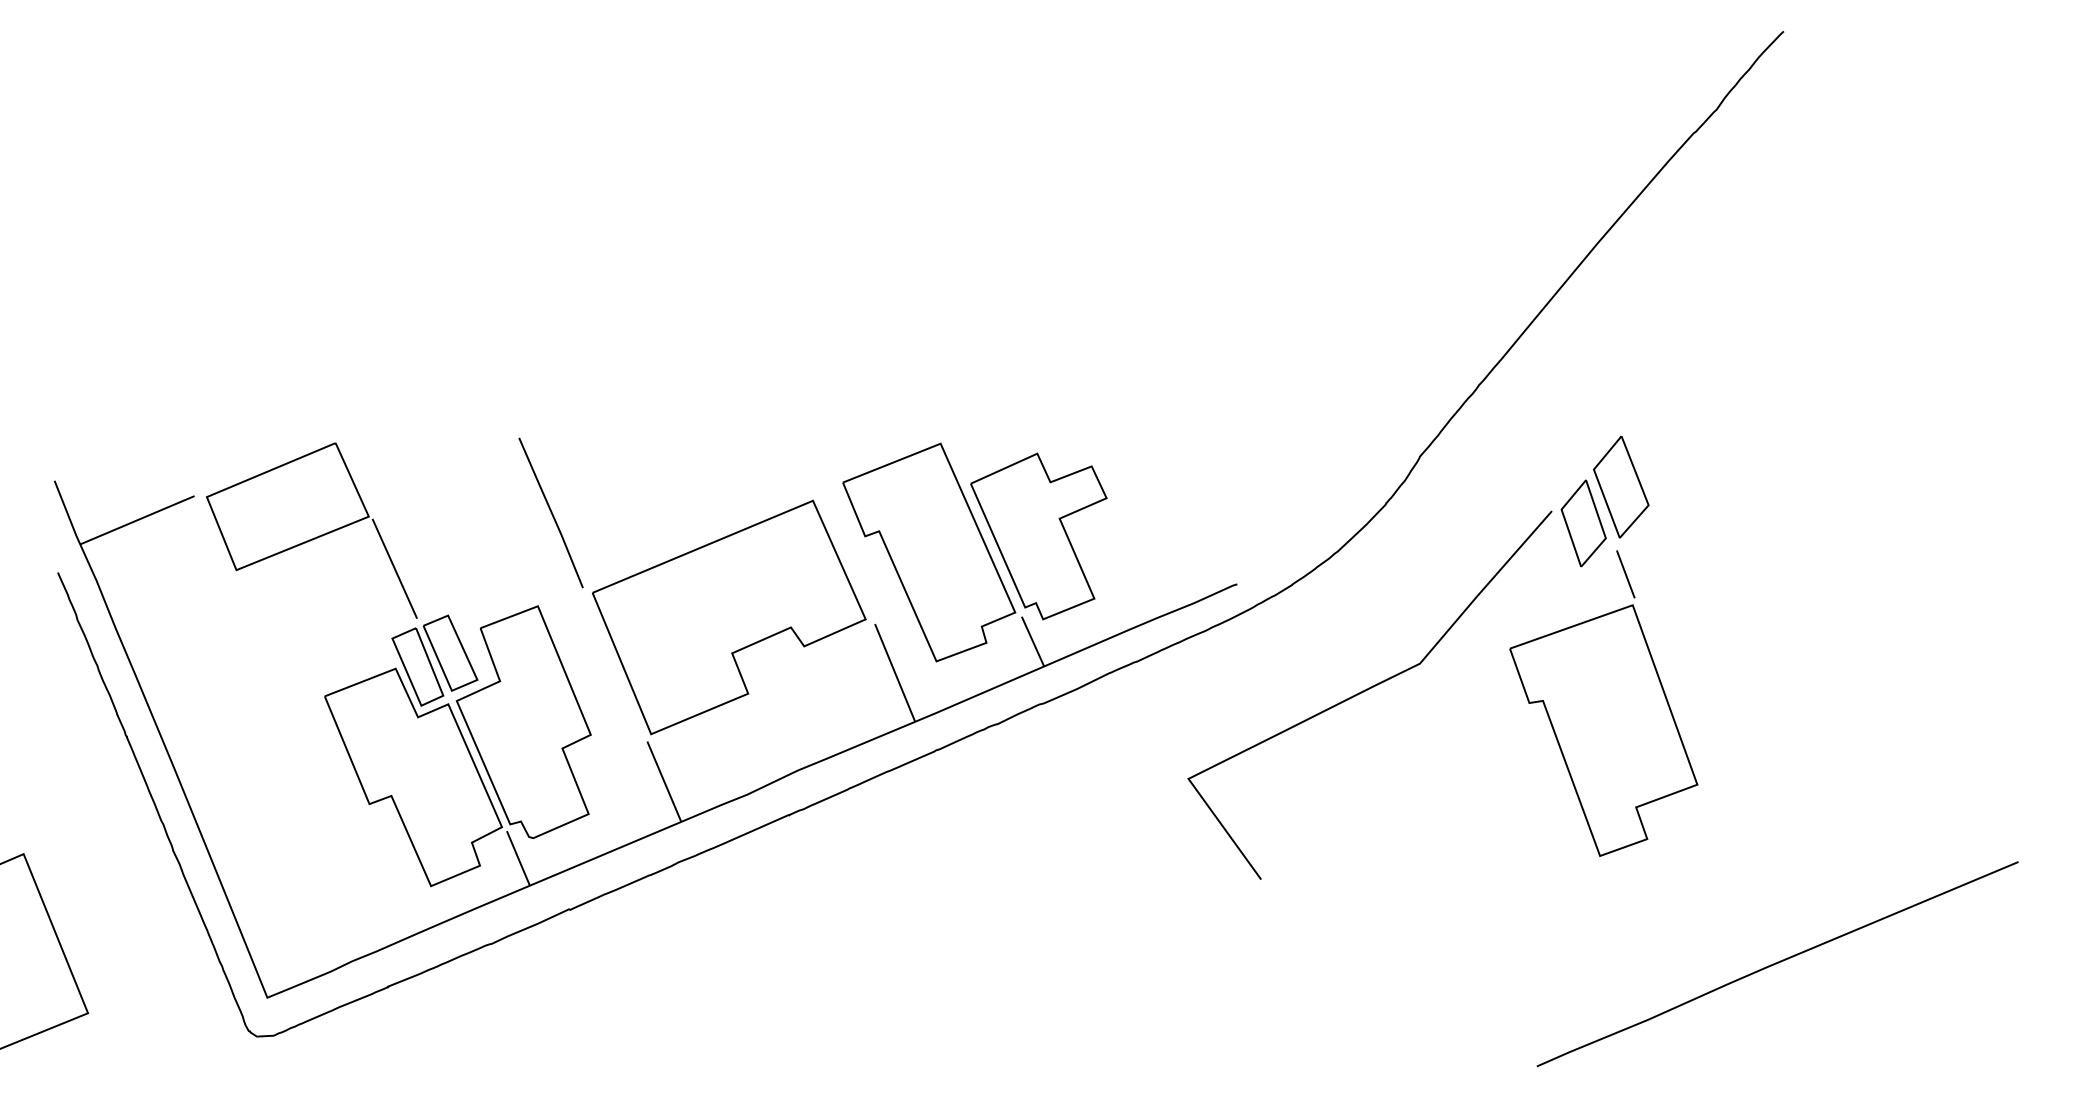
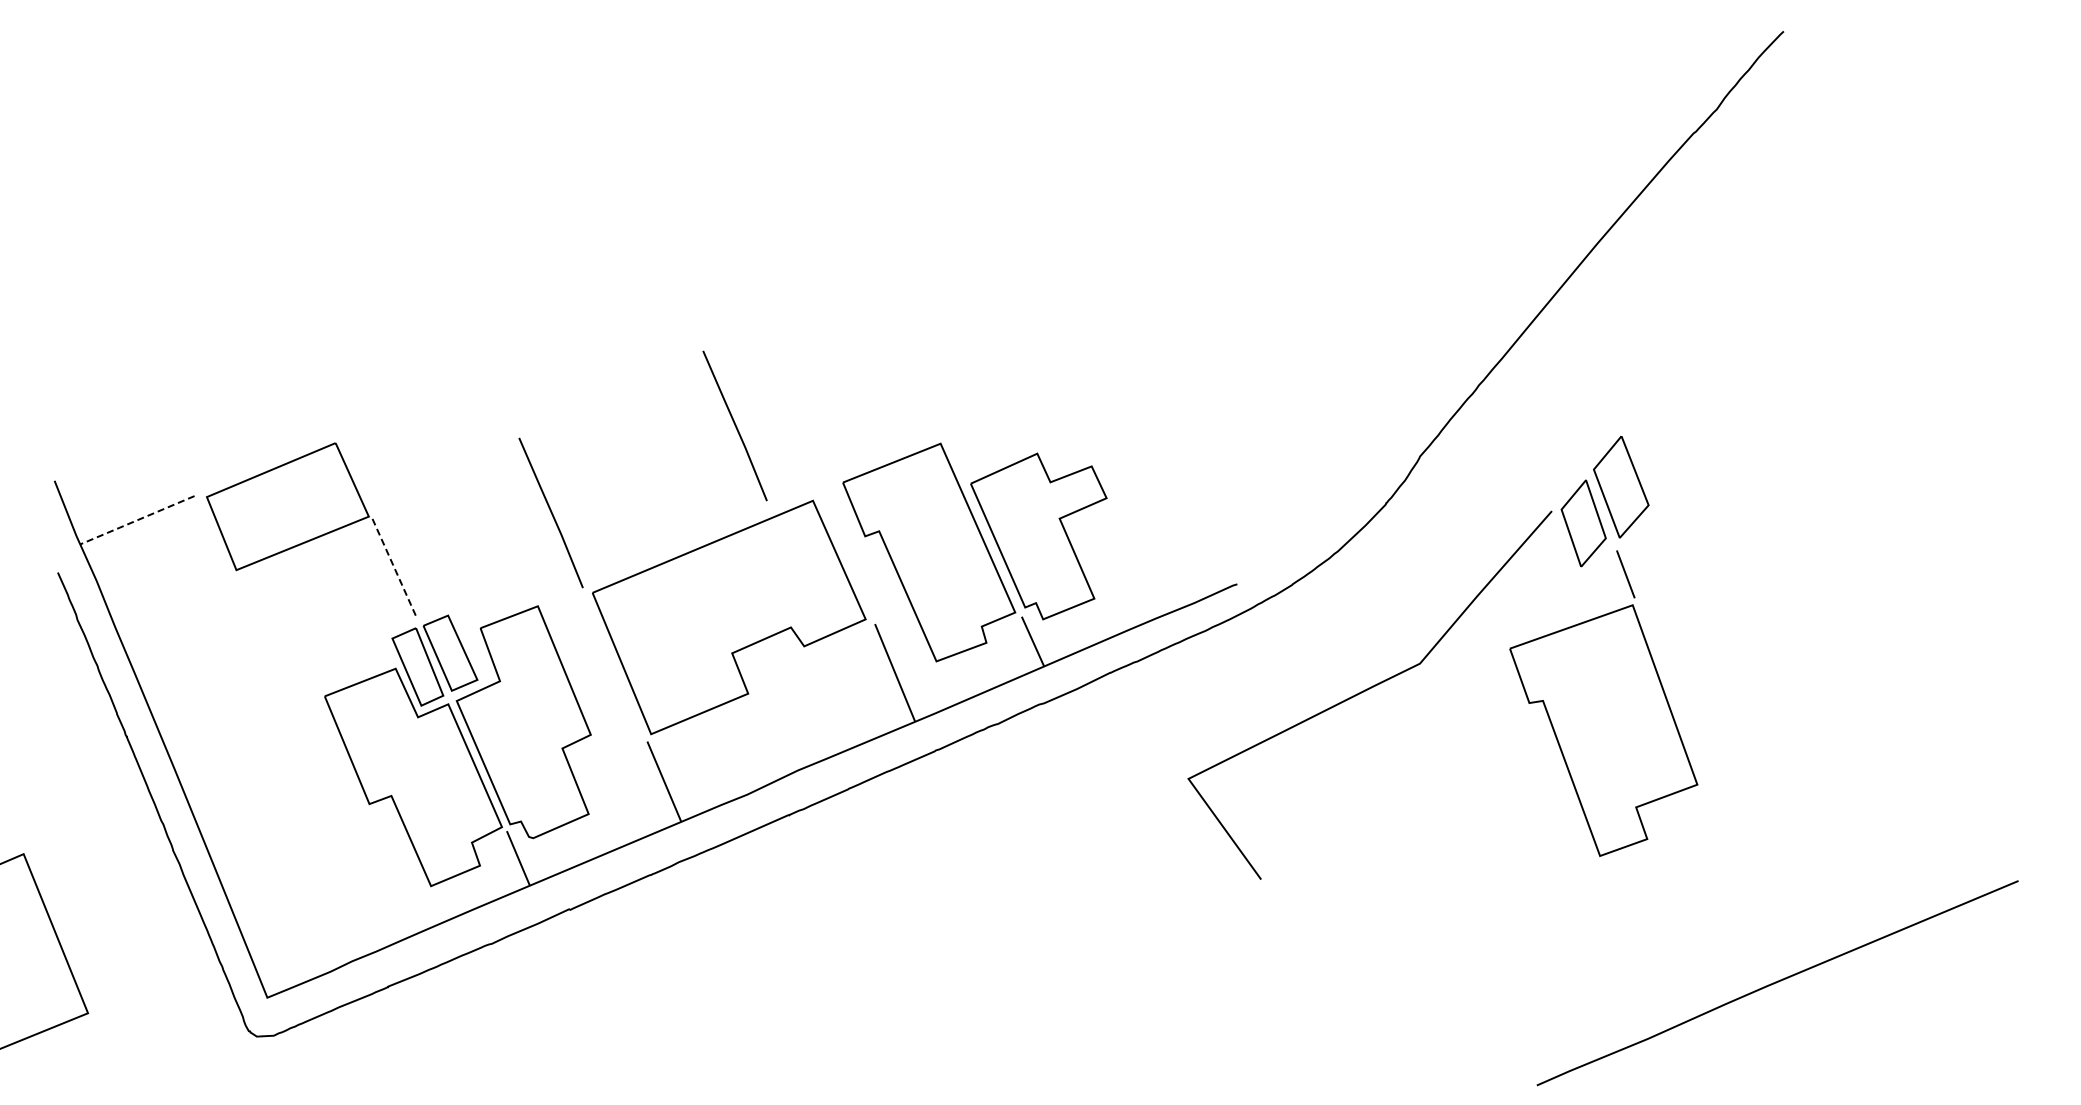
line: none -> present (734, 425)
line: solid -> dashed (136, 520)
line: solid -> dashed (394, 568)
curve position: (1777, 963) -> (1777, 982) (1777, 982)
